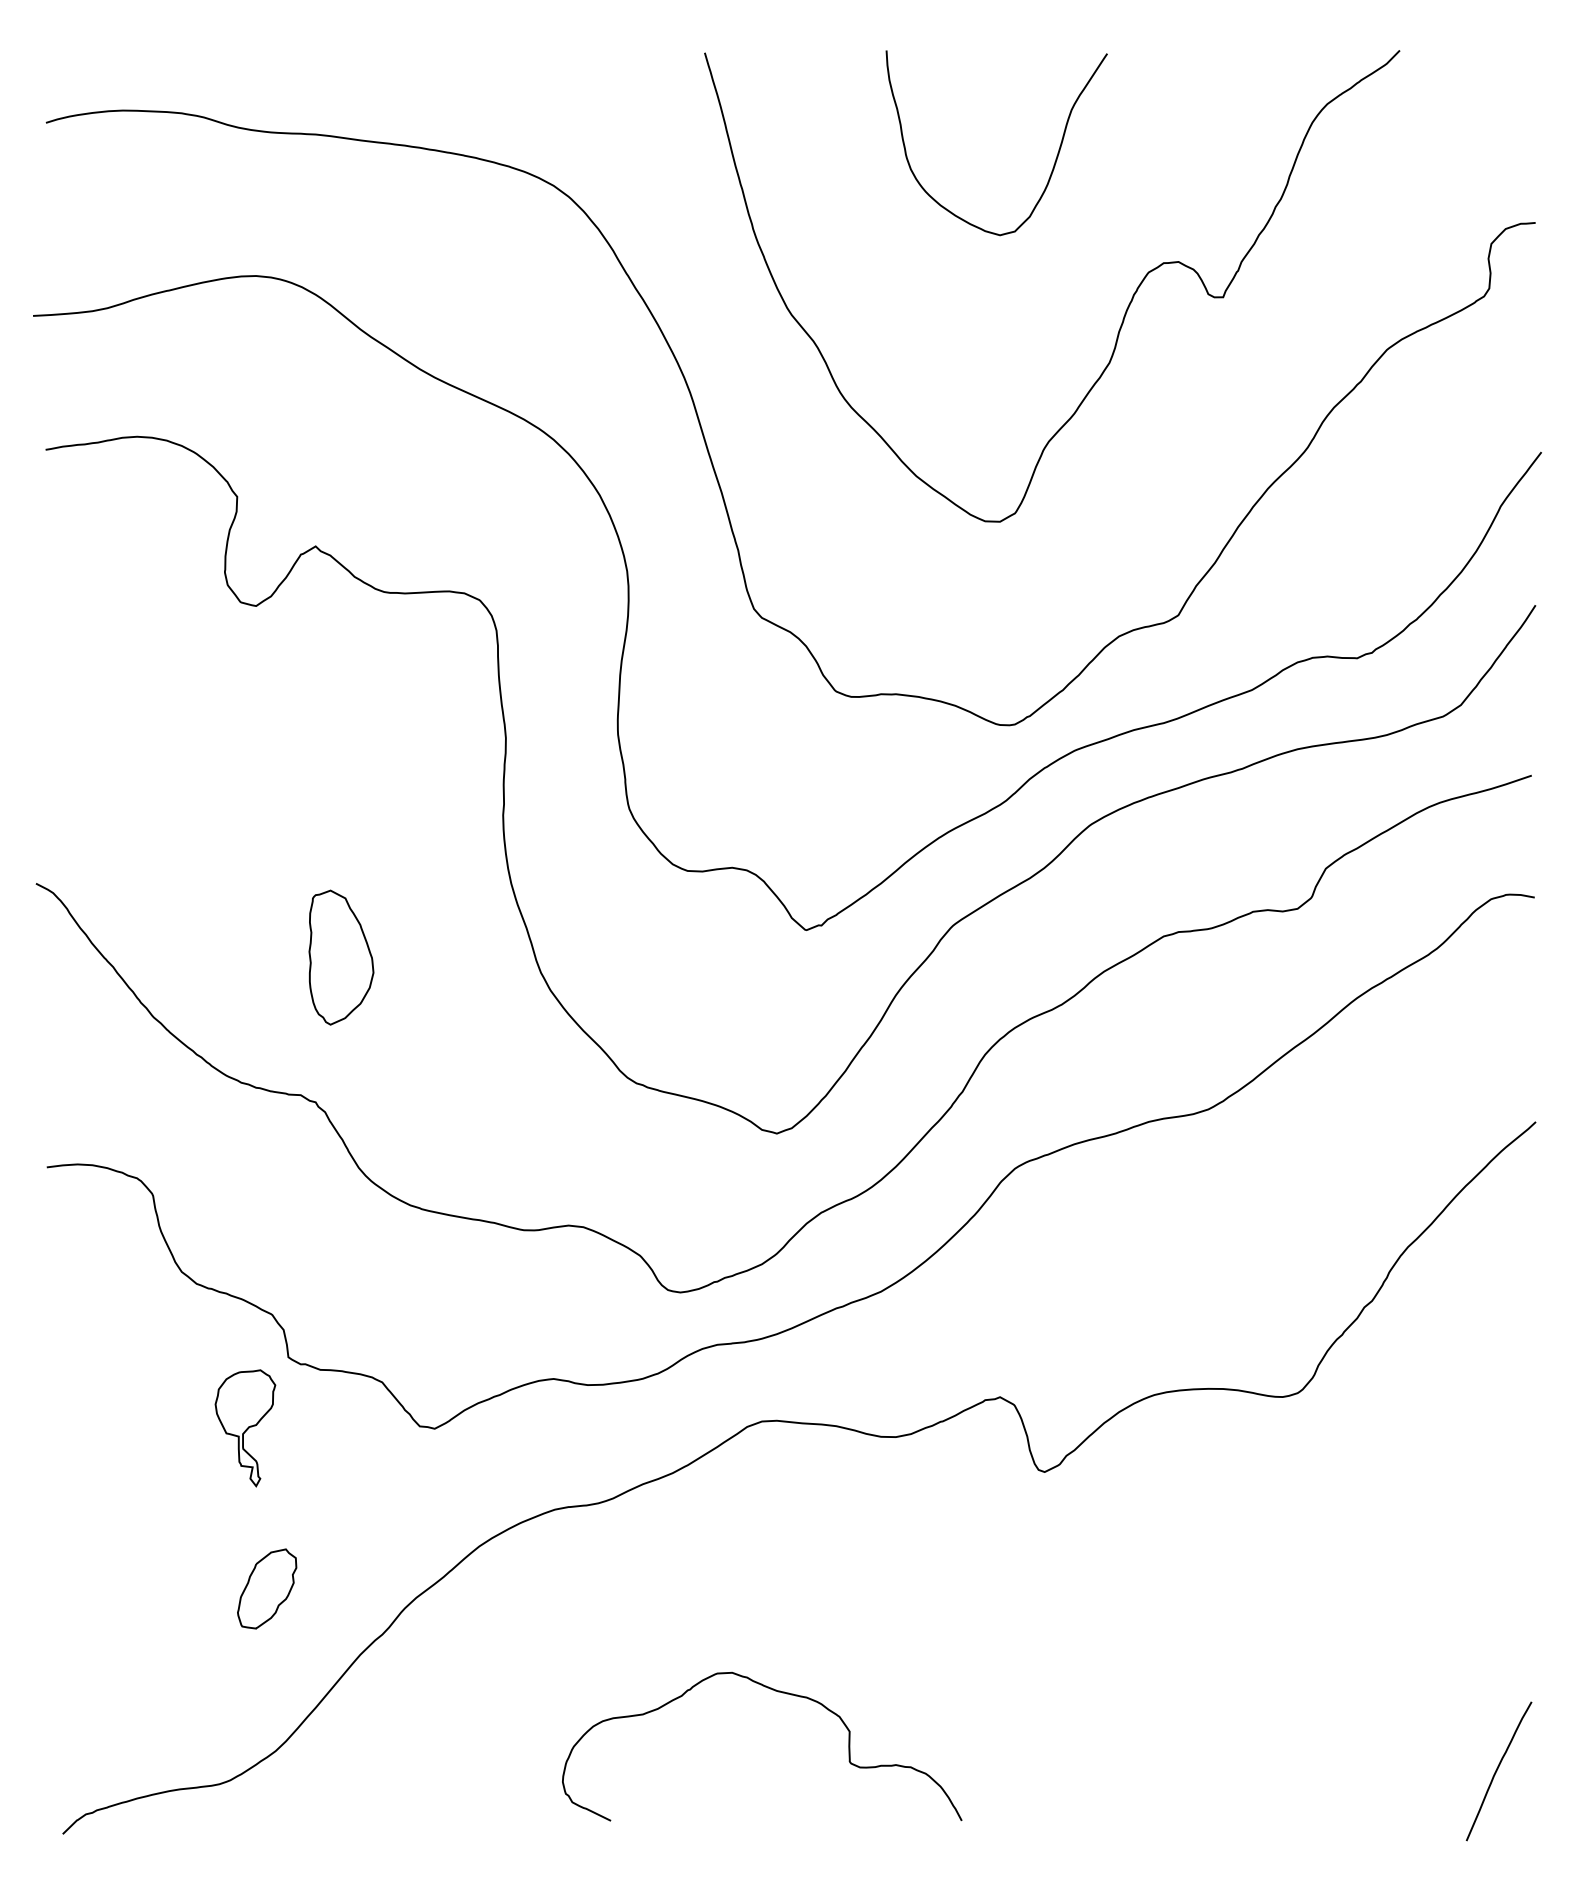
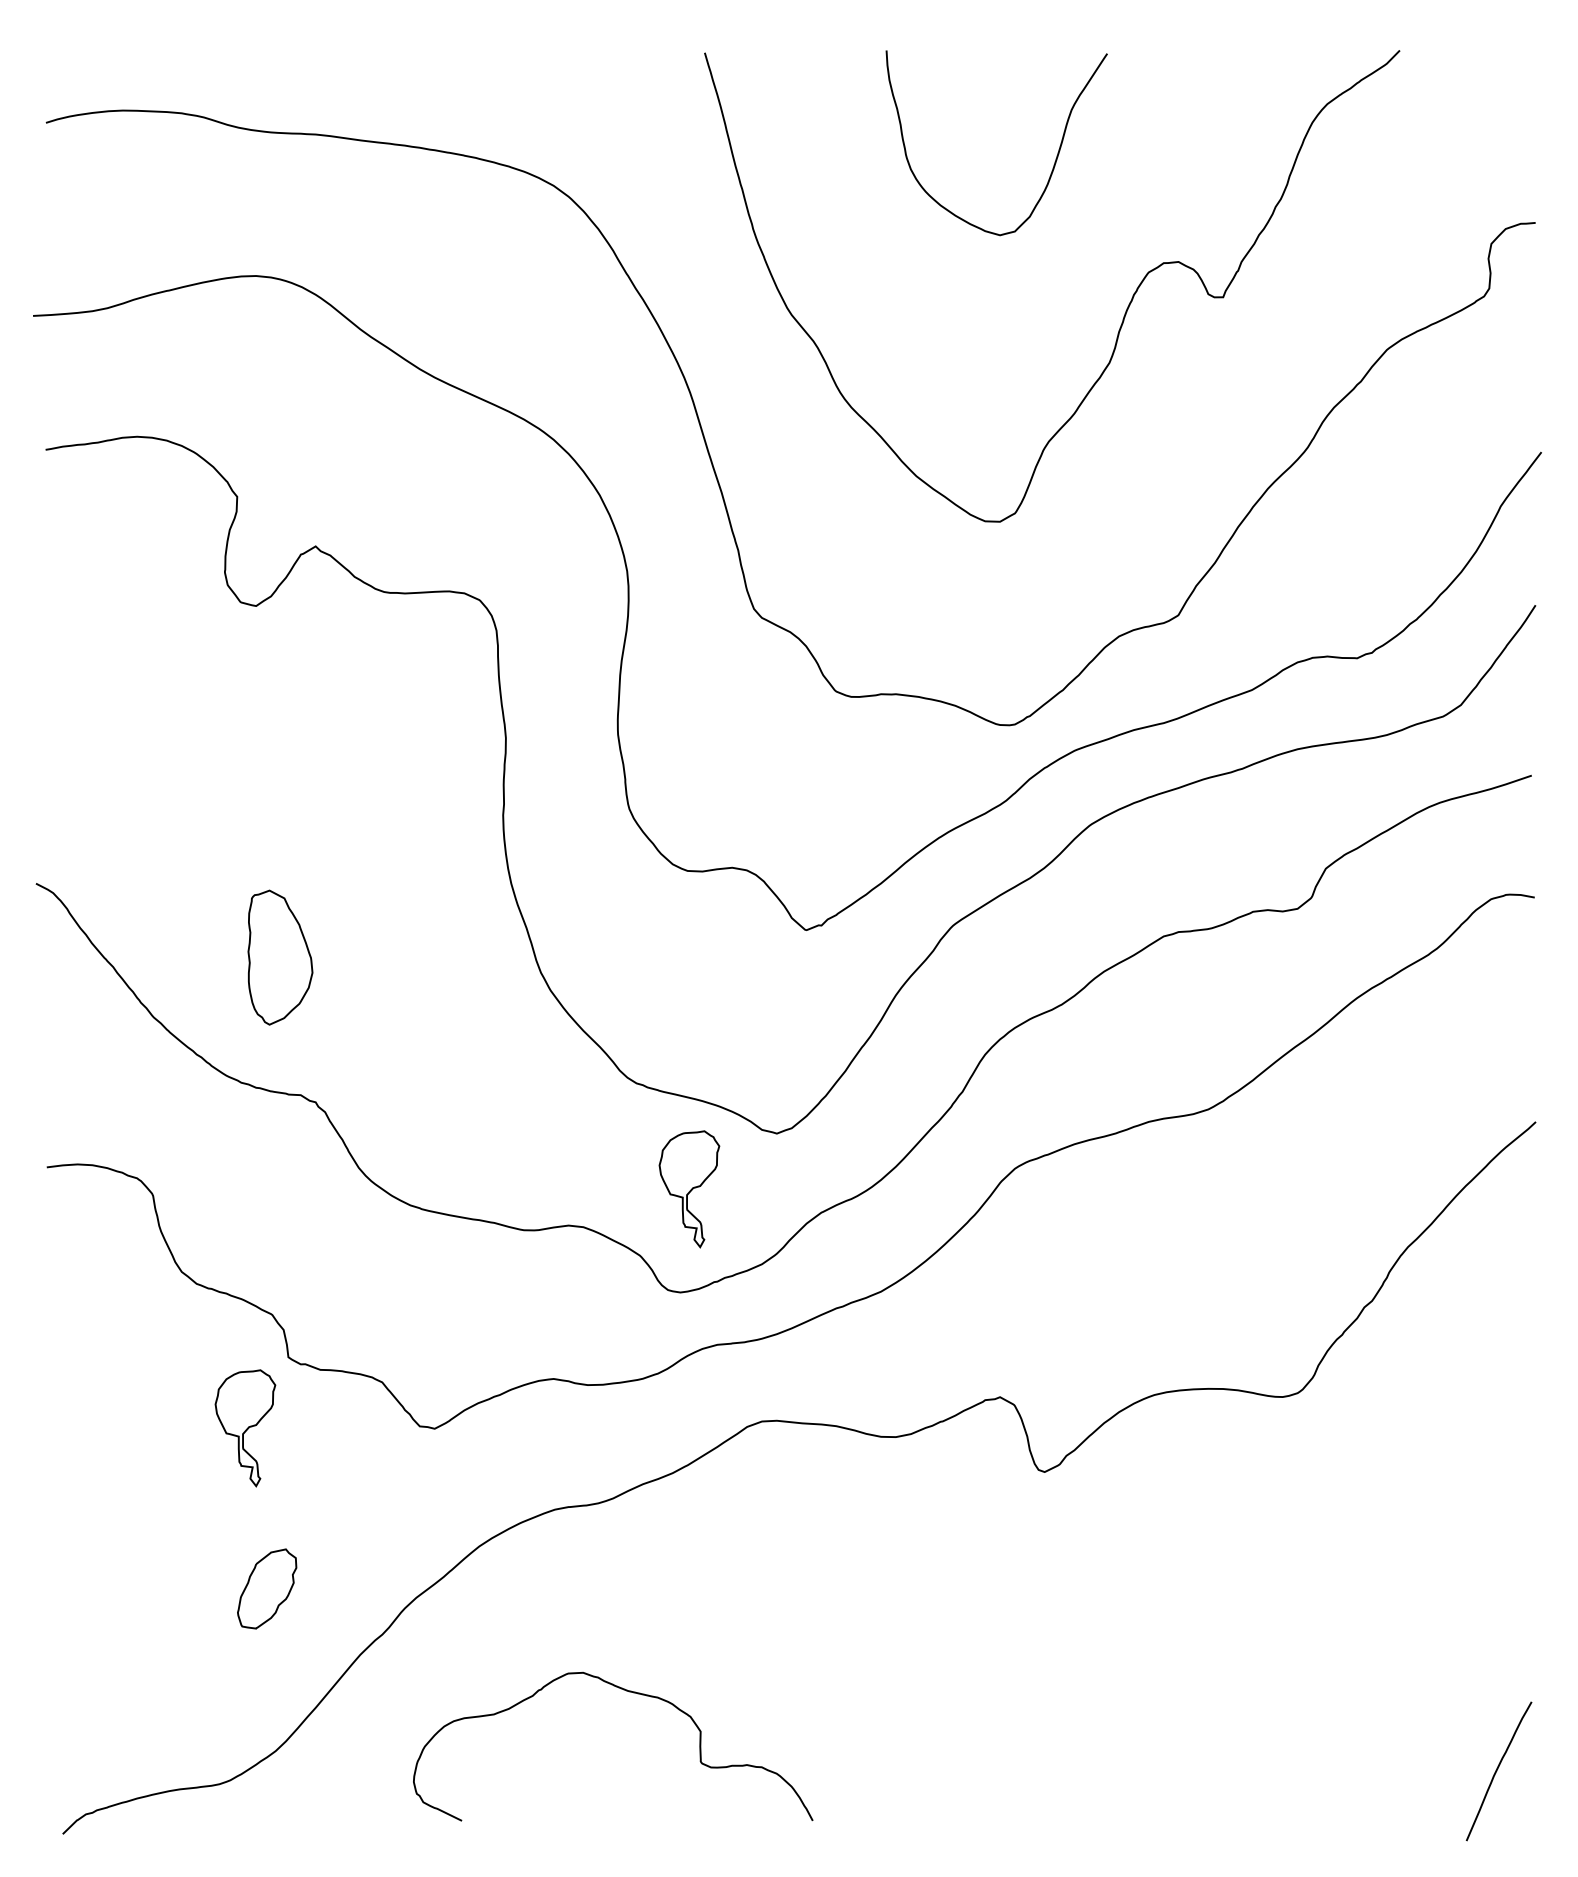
part position: (341, 957) -> (280, 957) (280, 957)
part: none -> present (689, 1189)
curve position: (778, 1692) -> (629, 1692) (629, 1692)
